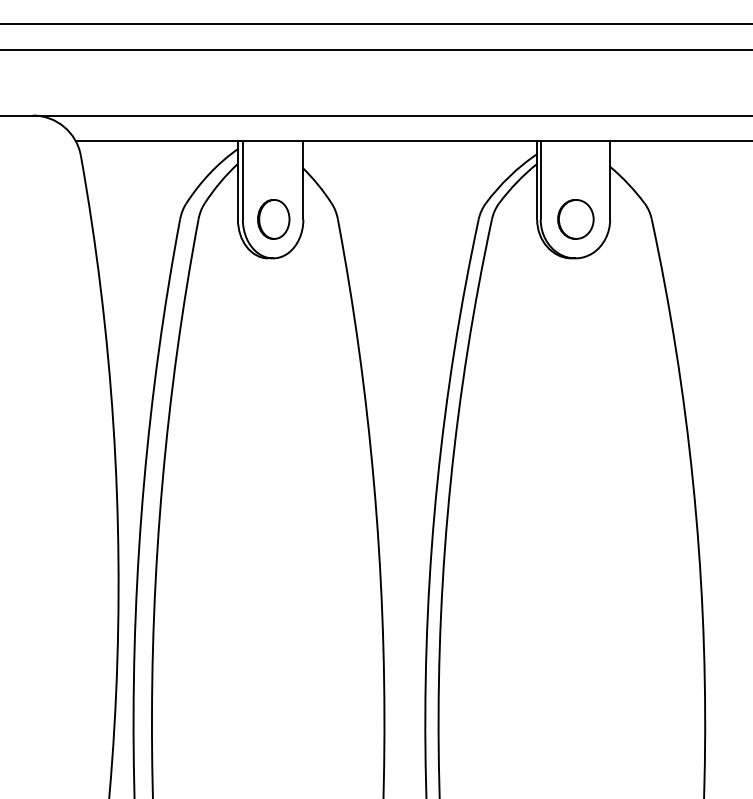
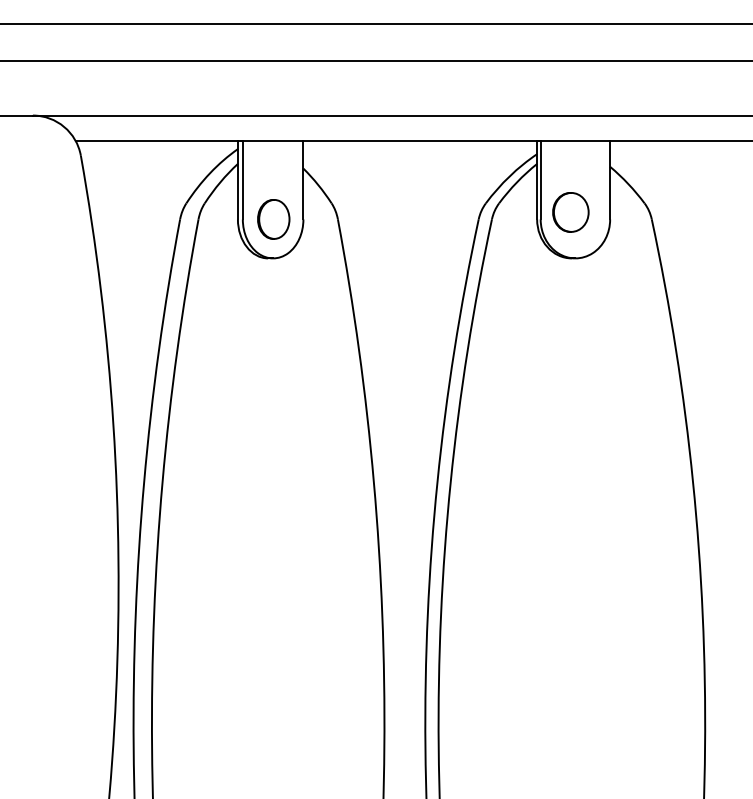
line position: (375, 49) -> (375, 60) (375, 60)
part position: (575, 219) -> (570, 212) (570, 212)
